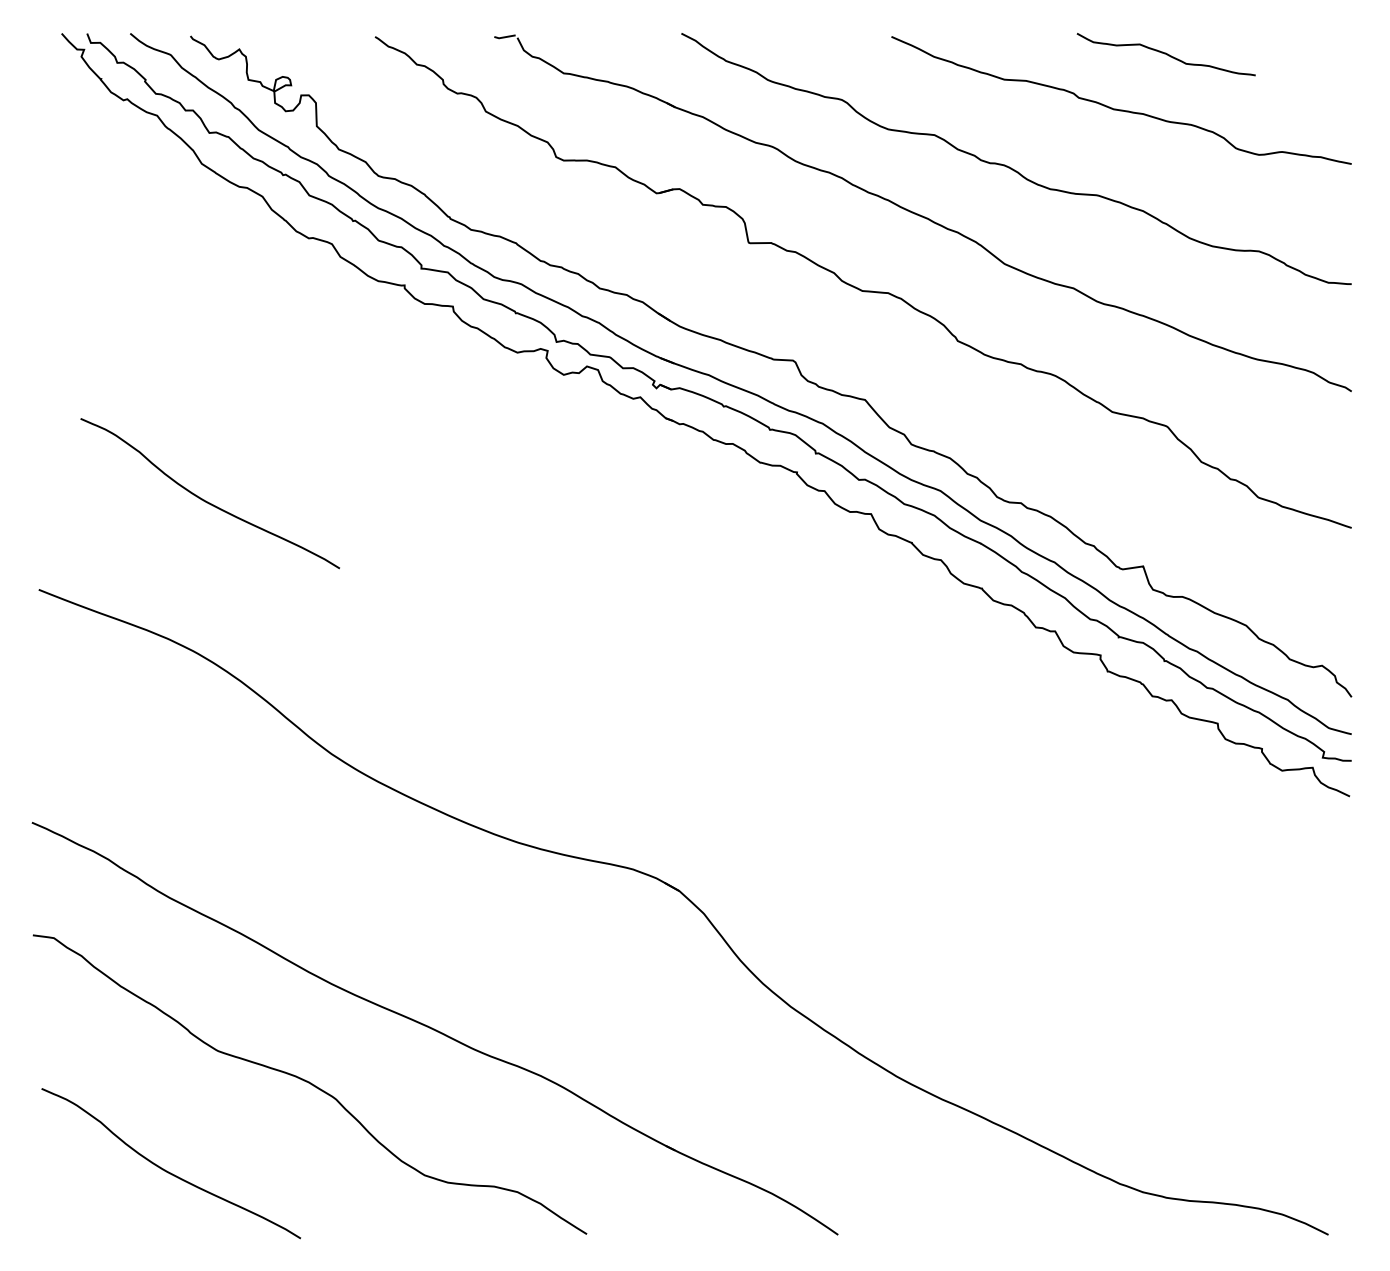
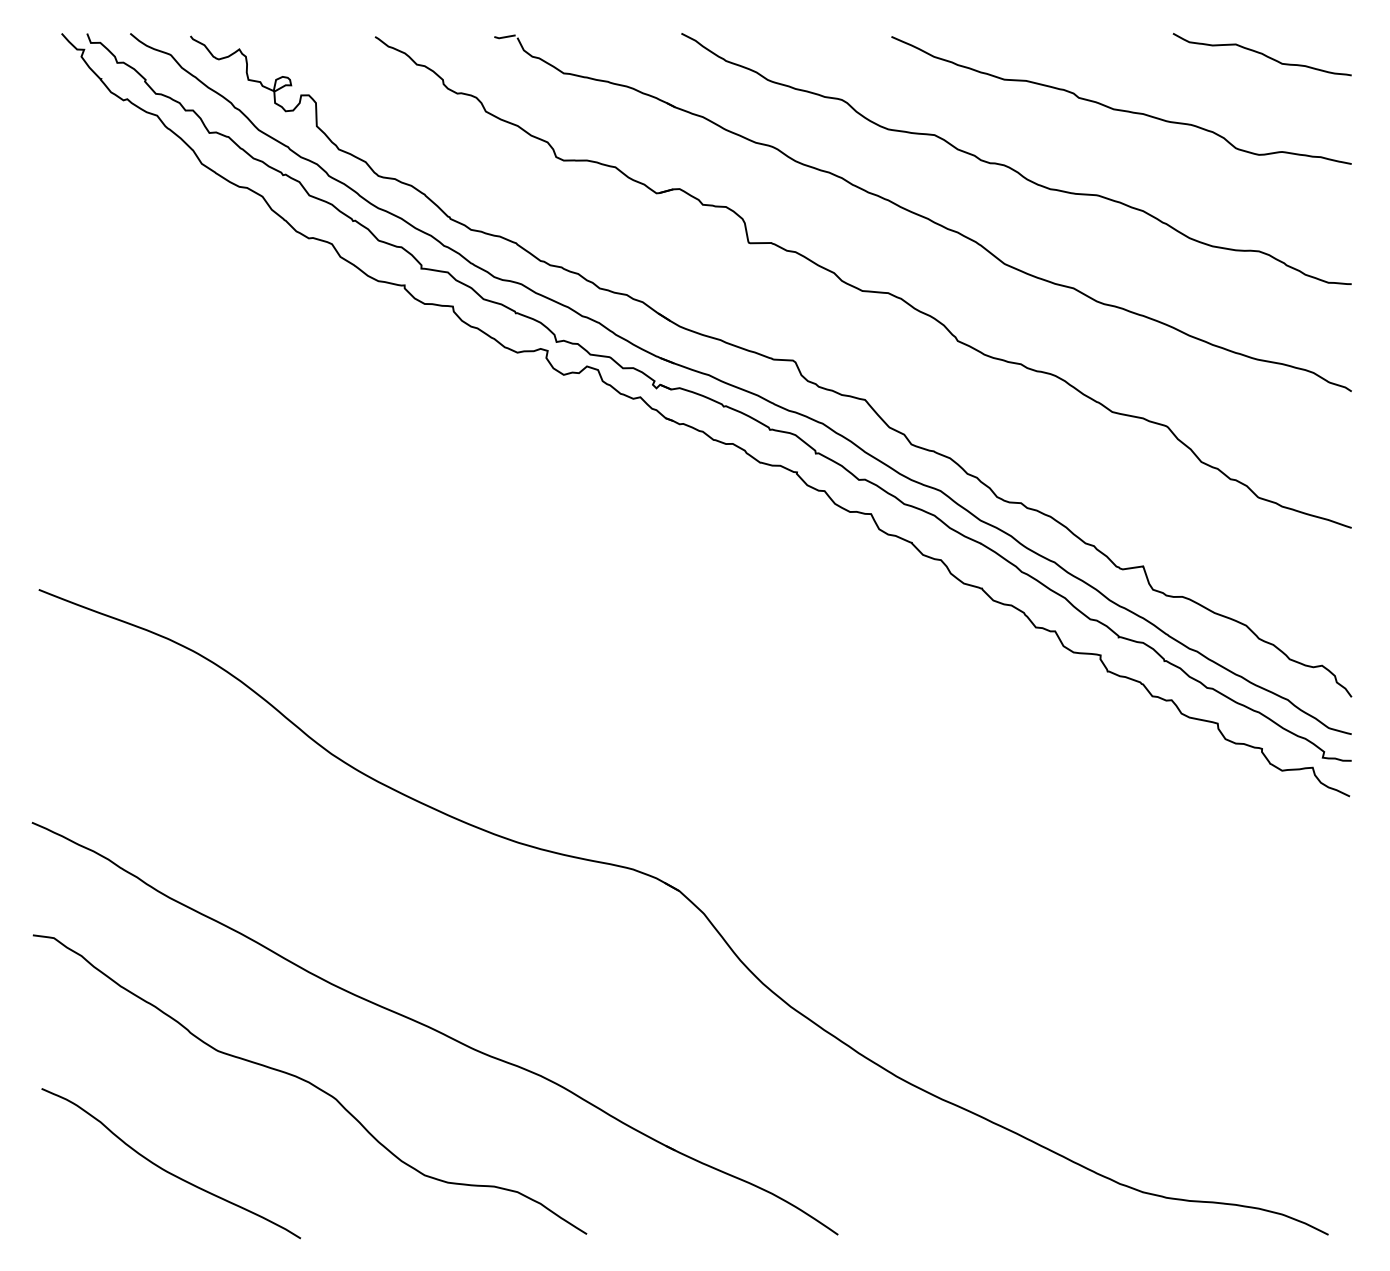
curve position: (1165, 54) -> (1261, 54) (1261, 54)
curve: present -> none (206, 500)
